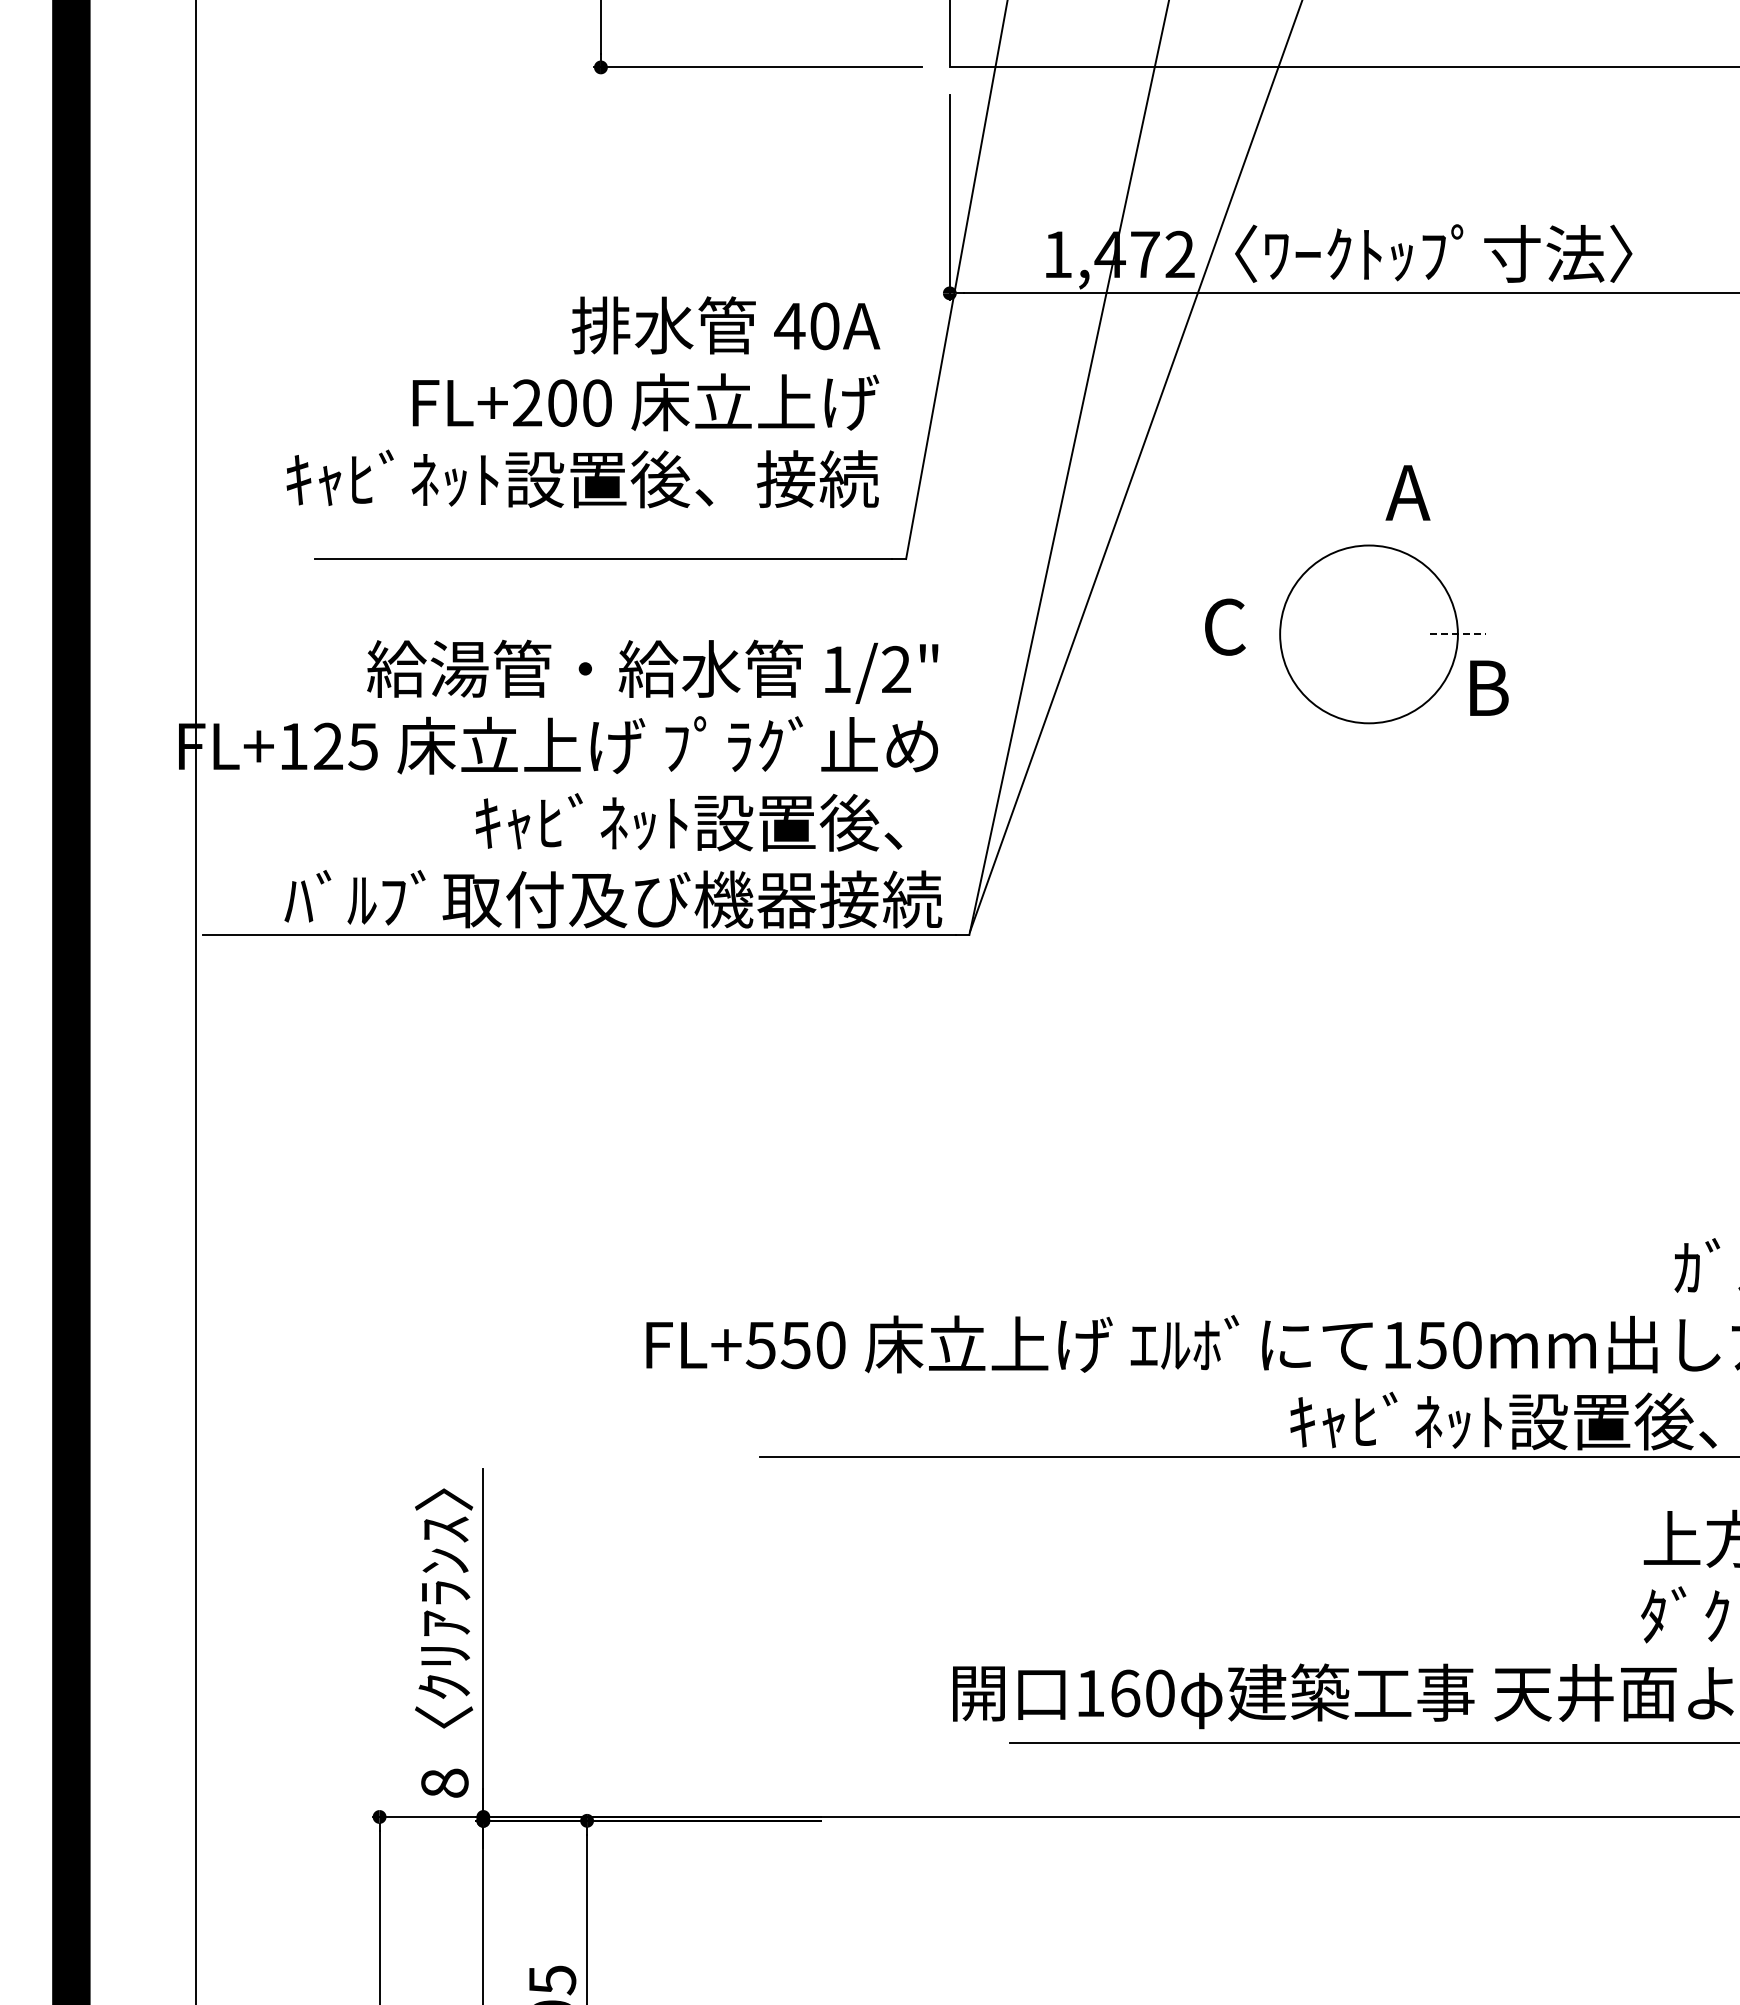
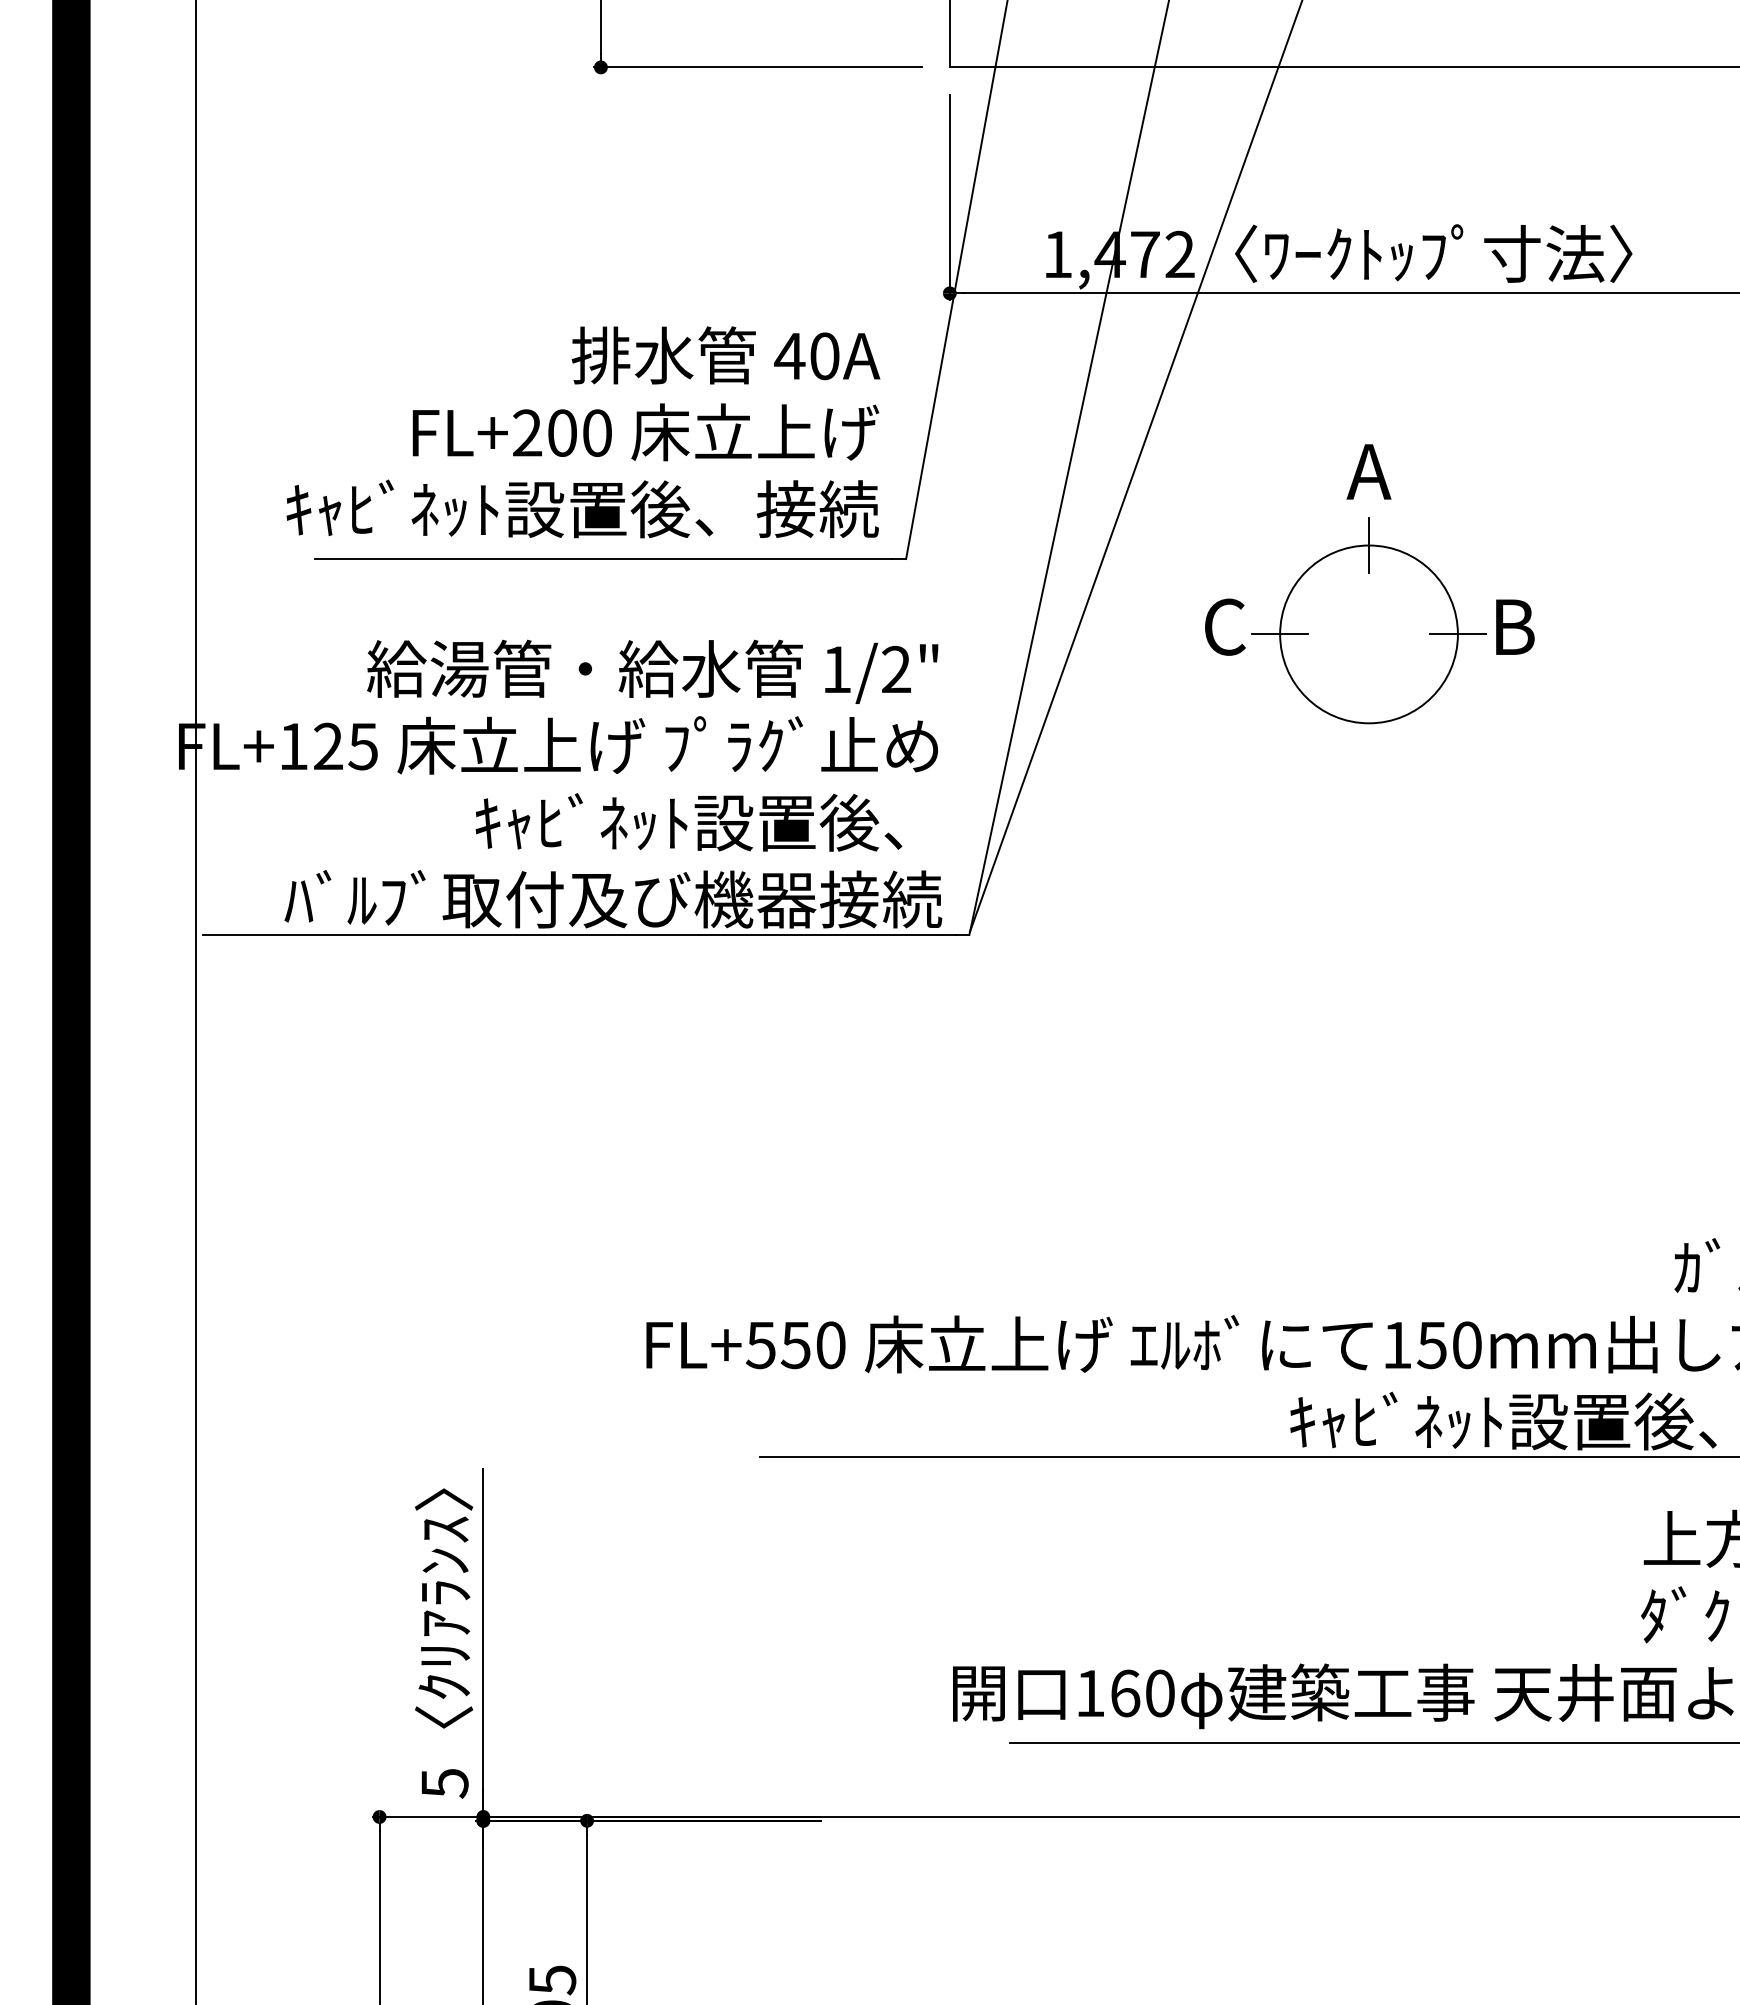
text position: (583, 402) -> (583, 432) (583, 432)
text position: (1407, 492) -> (1368, 471) (1368, 471)
line: none -> present (1369, 545)
line: none -> present (1279, 634)
line: dashed -> solid (1457, 634)
text position: (1489, 687) -> (1515, 626) (1515, 626)
text: 8 -> 5 (444, 1783)
